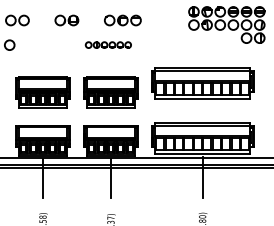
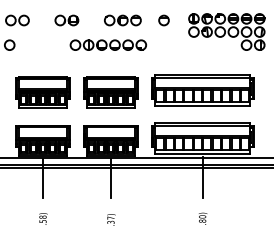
part: none -> present (163, 20)
part position: (226, 24) -> (226, 31) (226, 31)
part size: 48x8 px -> 79x12 px (108, 44)
part position: (202, 83) -> (202, 90) (202, 90)
